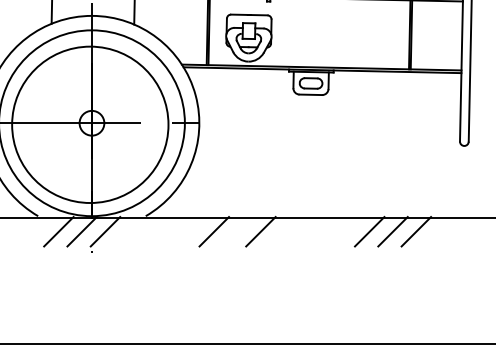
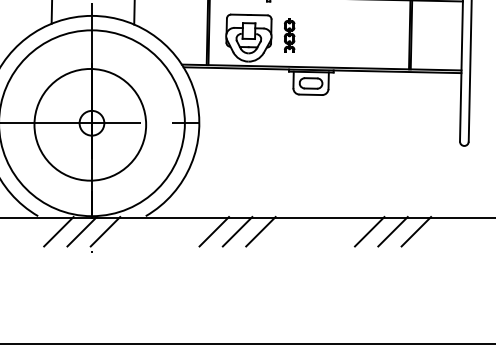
part: none -> present (289, 35)
circle diameter: 156 px -> 112 px (90, 124)
line: none -> present (237, 231)
